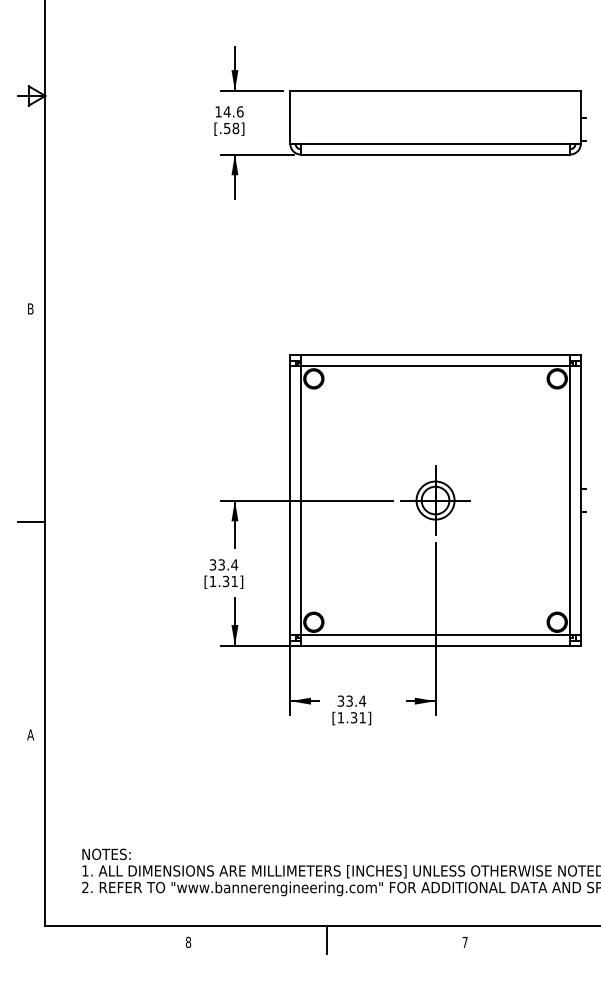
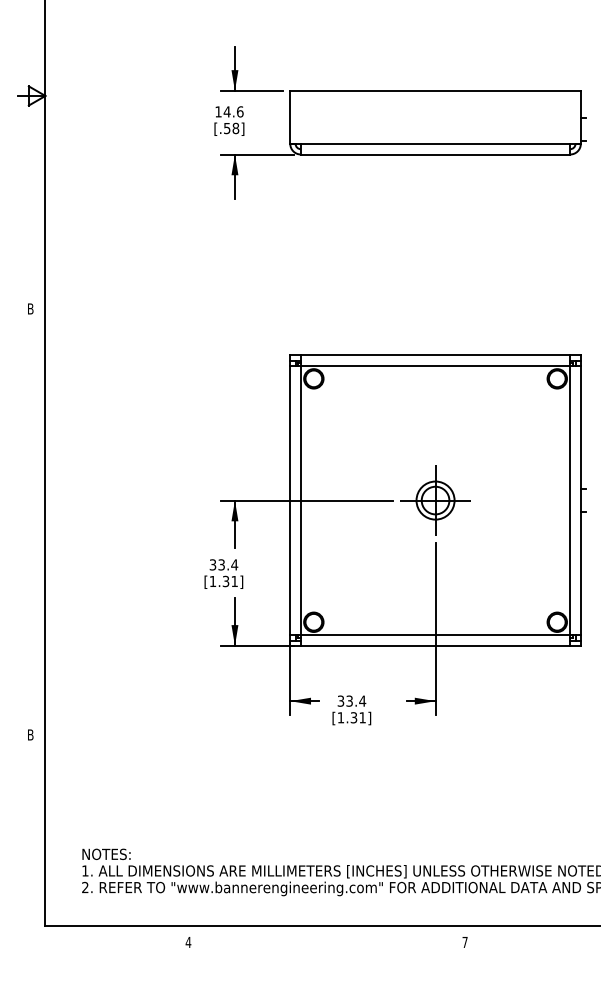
line: present -> none (31, 521)
text: A -> B (30, 734)
line: present -> none (326, 939)
text: 8 -> 4 (188, 942)
